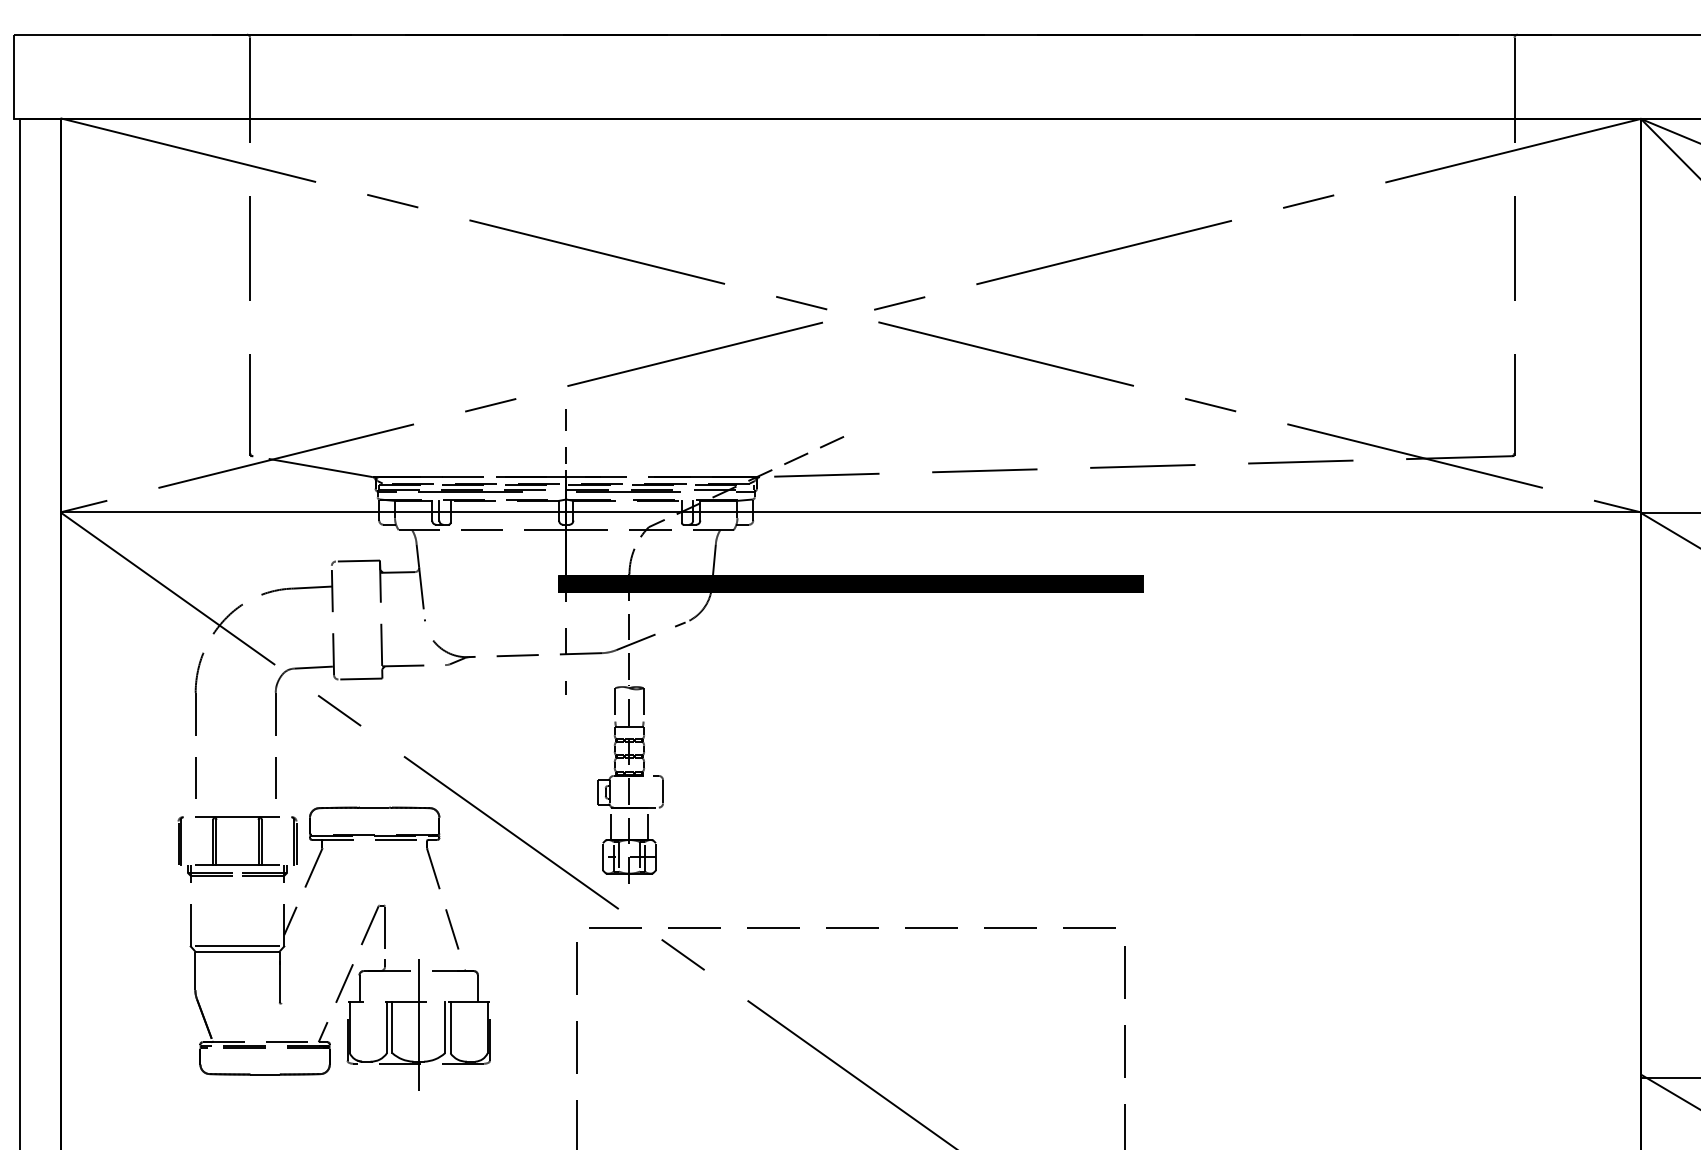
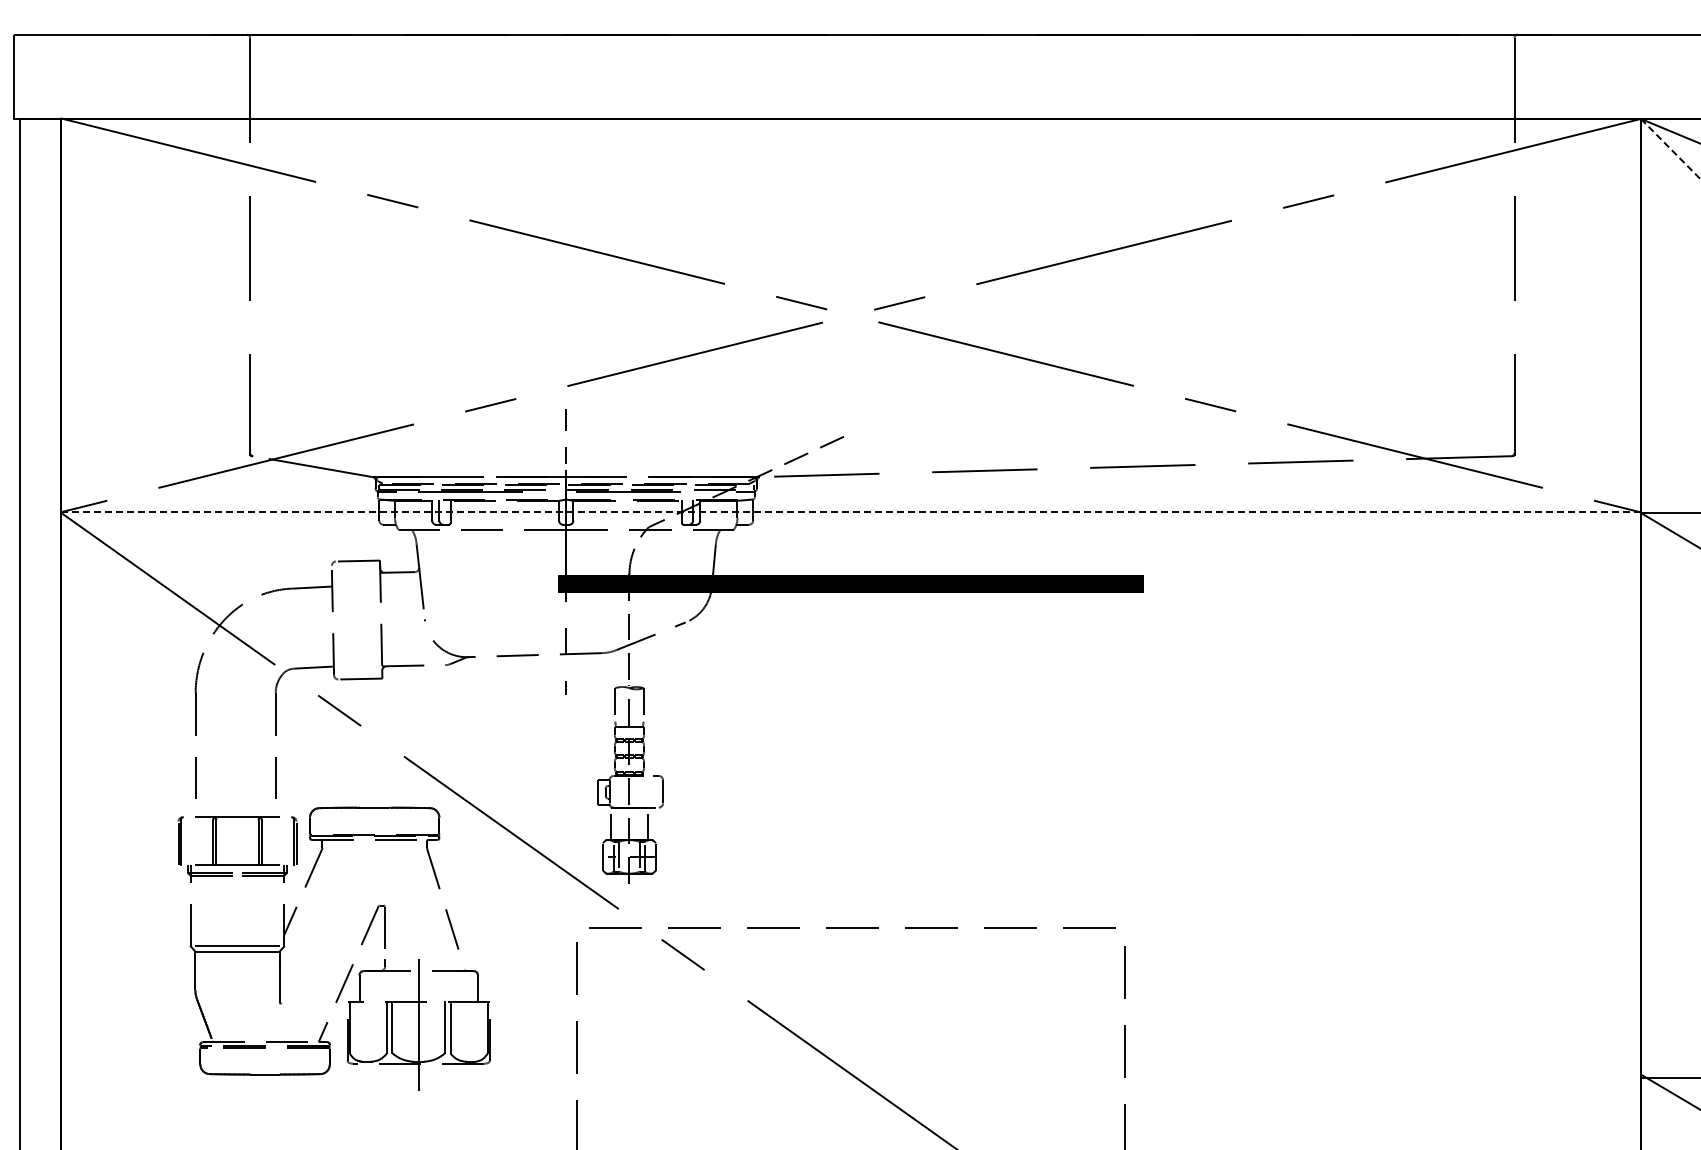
line: solid -> dashed (1671, 149)
line: solid -> dashed (850, 512)
